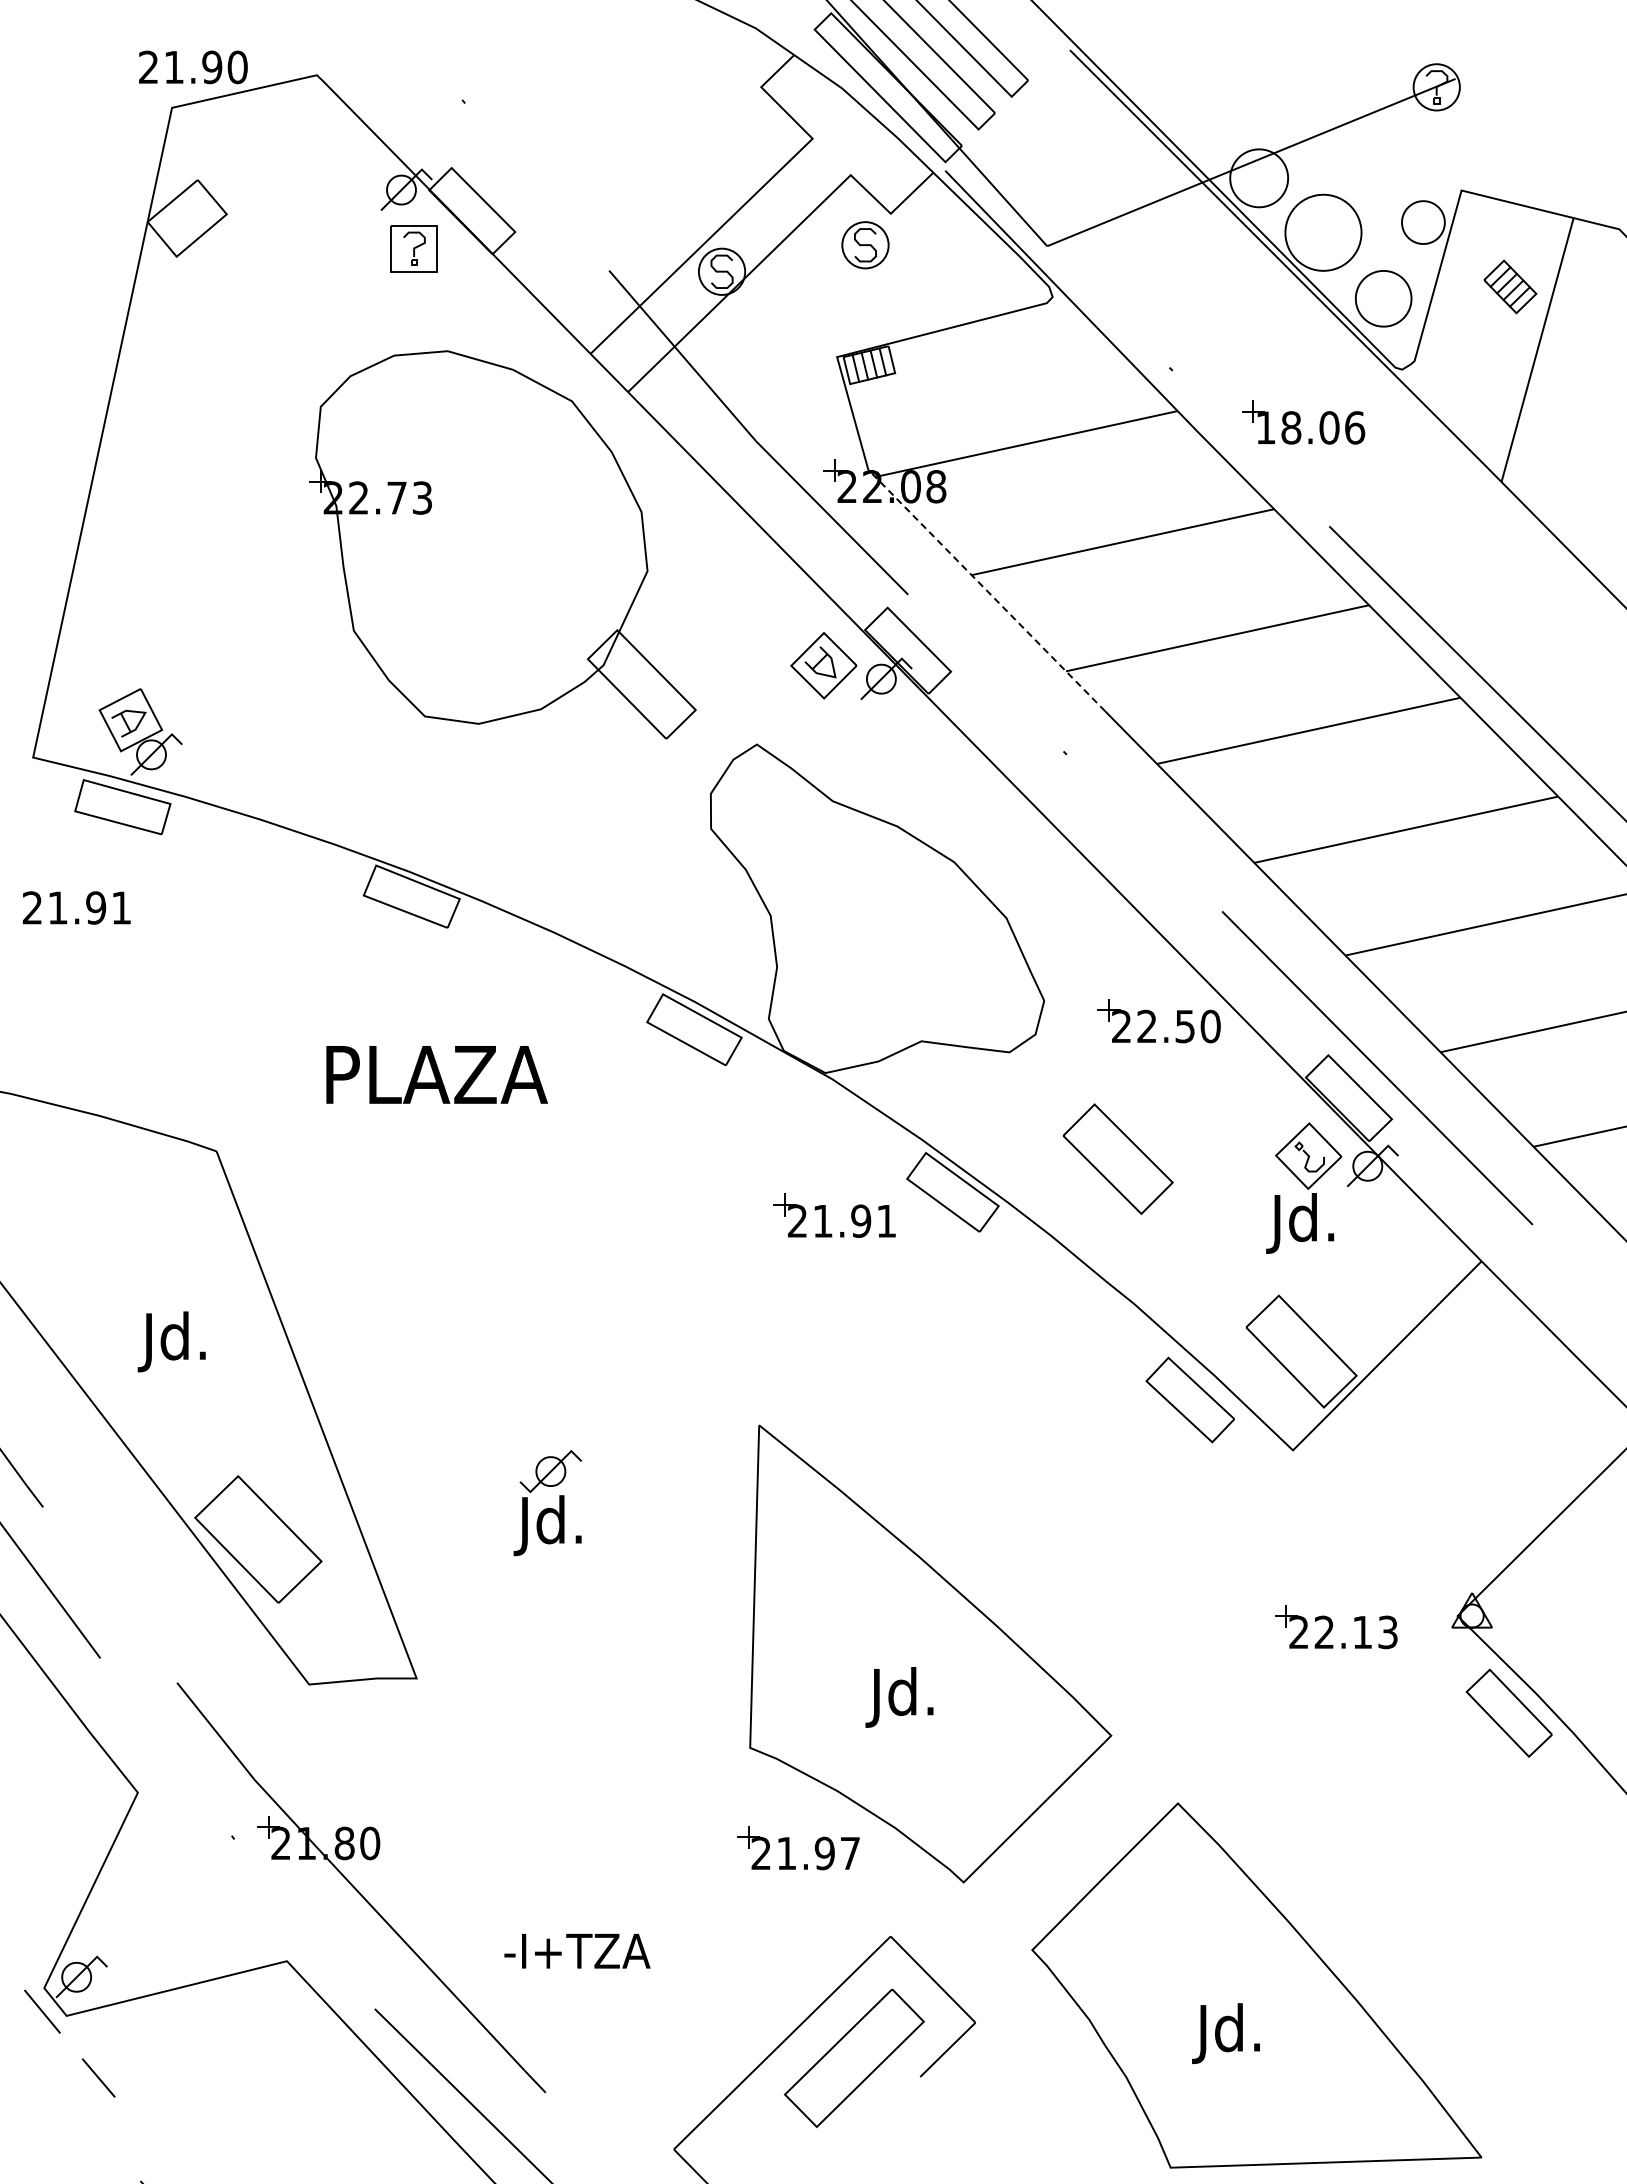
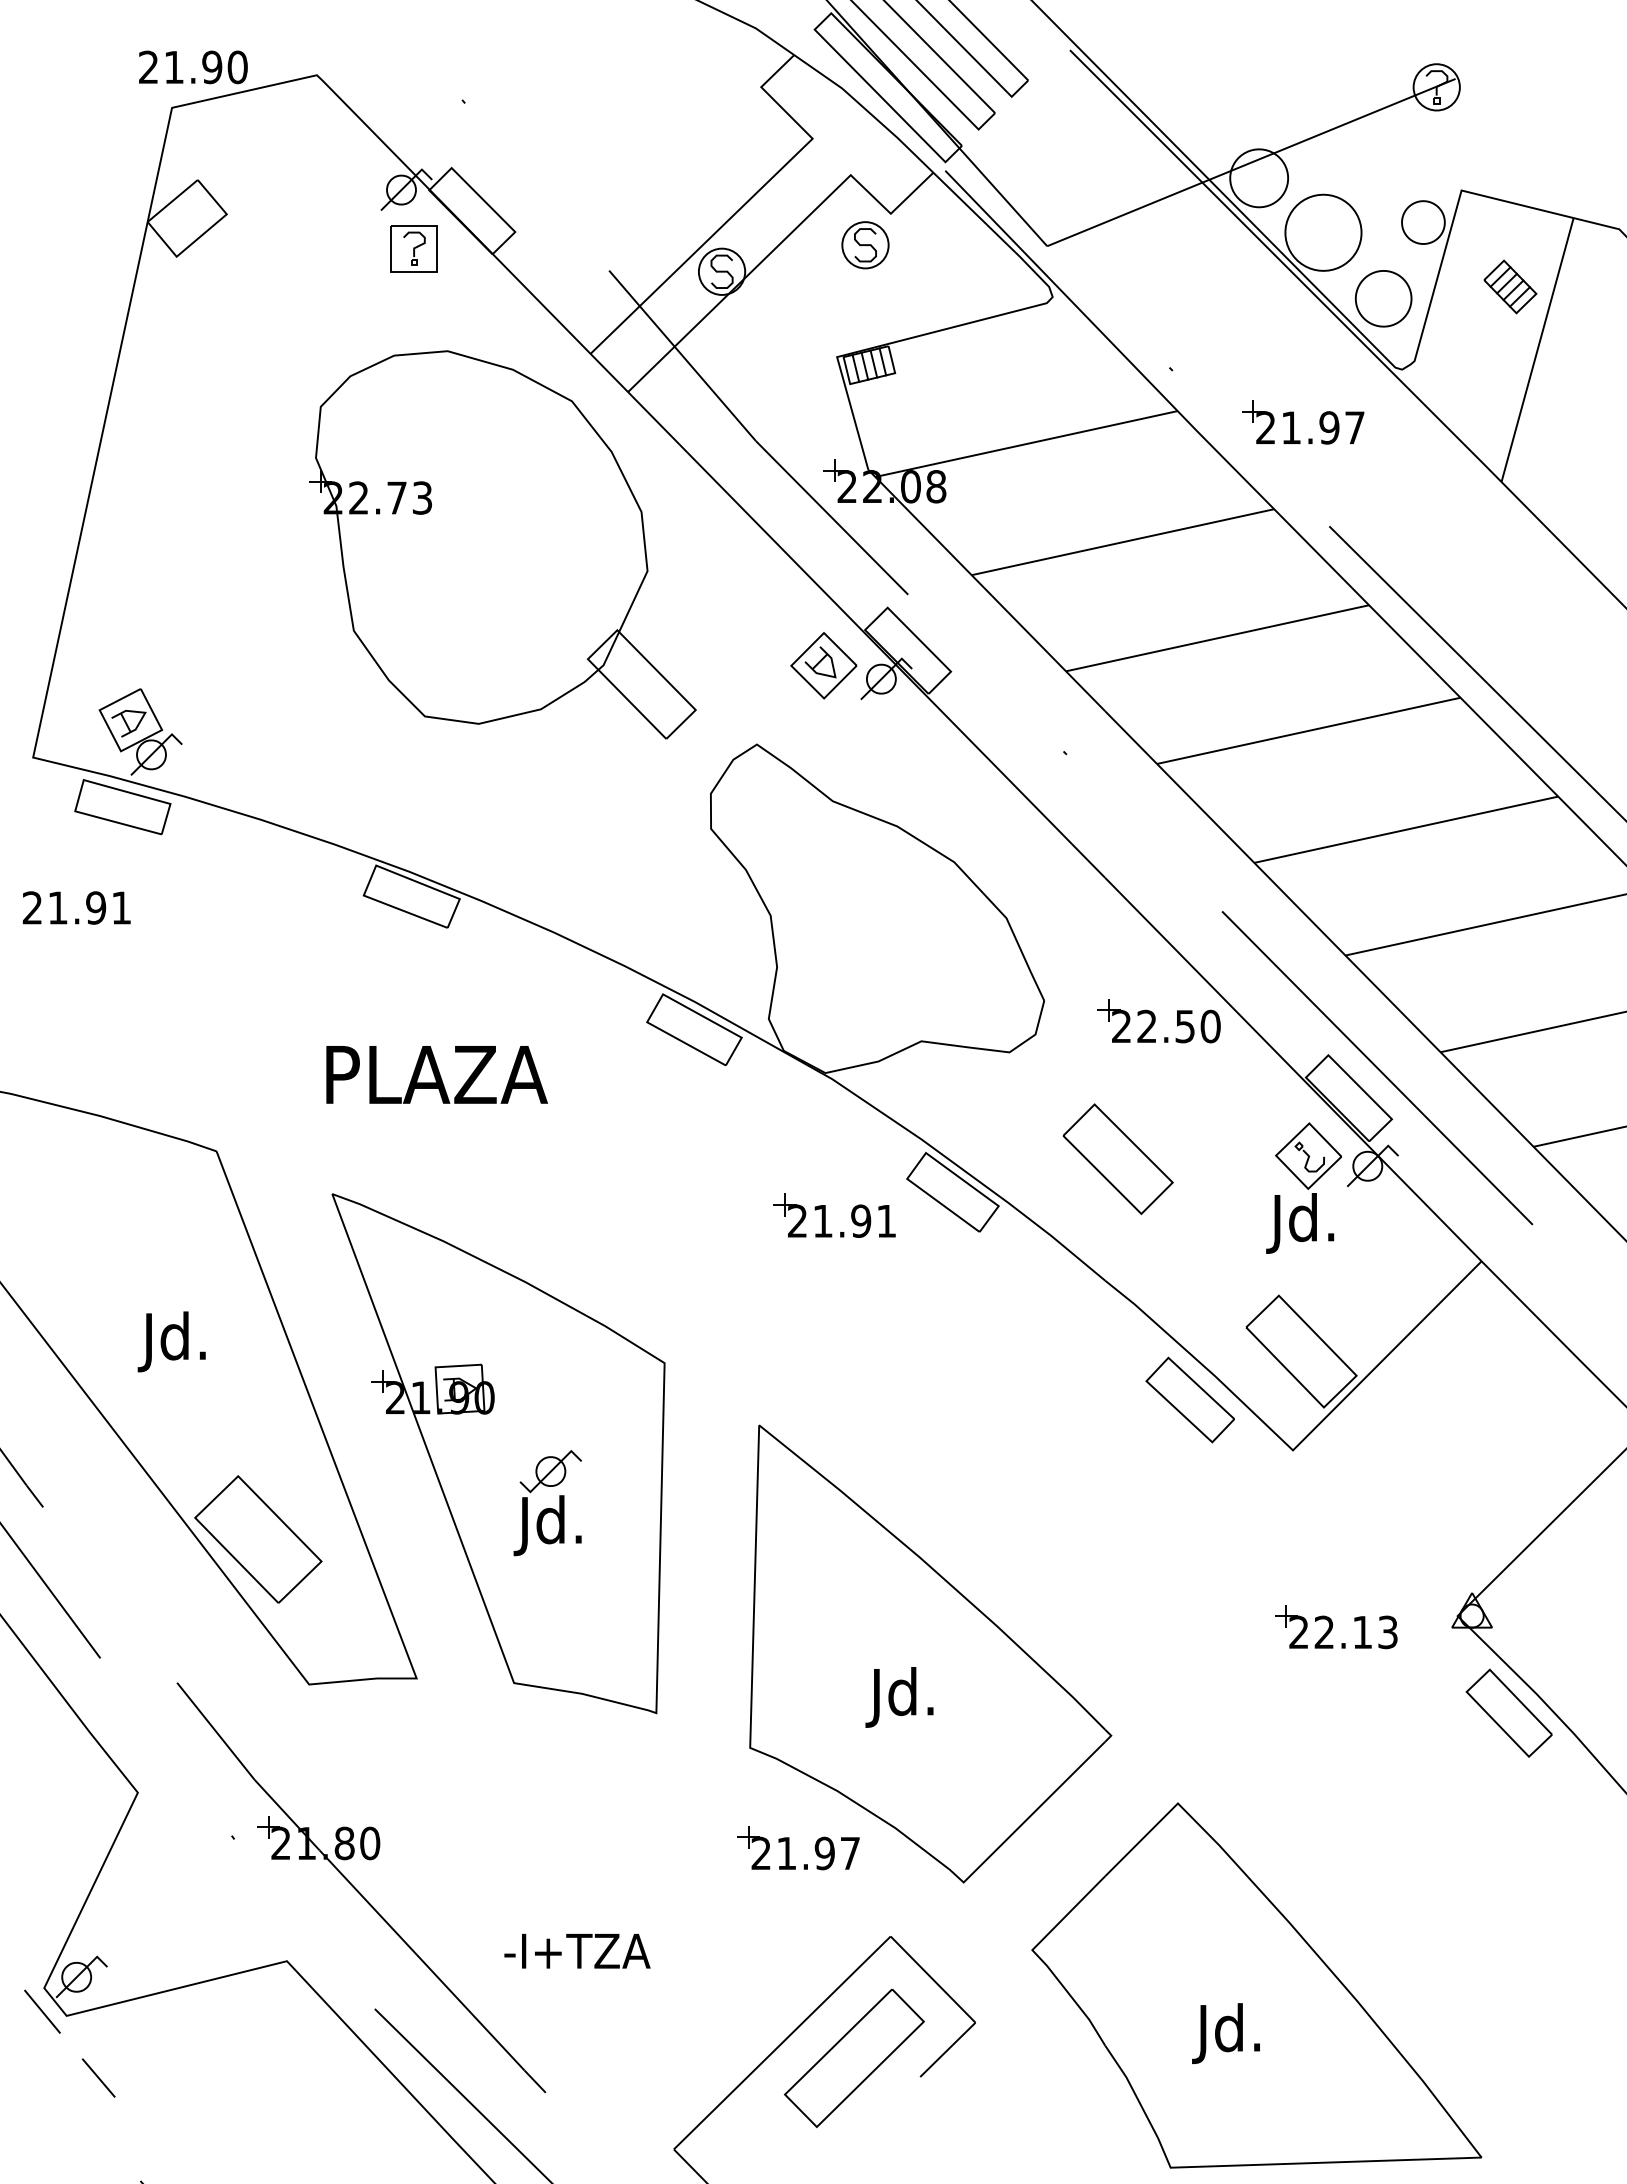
text: 18.06 -> 21.97 (1310, 427)
line: dashed -> solid (986, 590)
part: none -> present (498, 1453)
